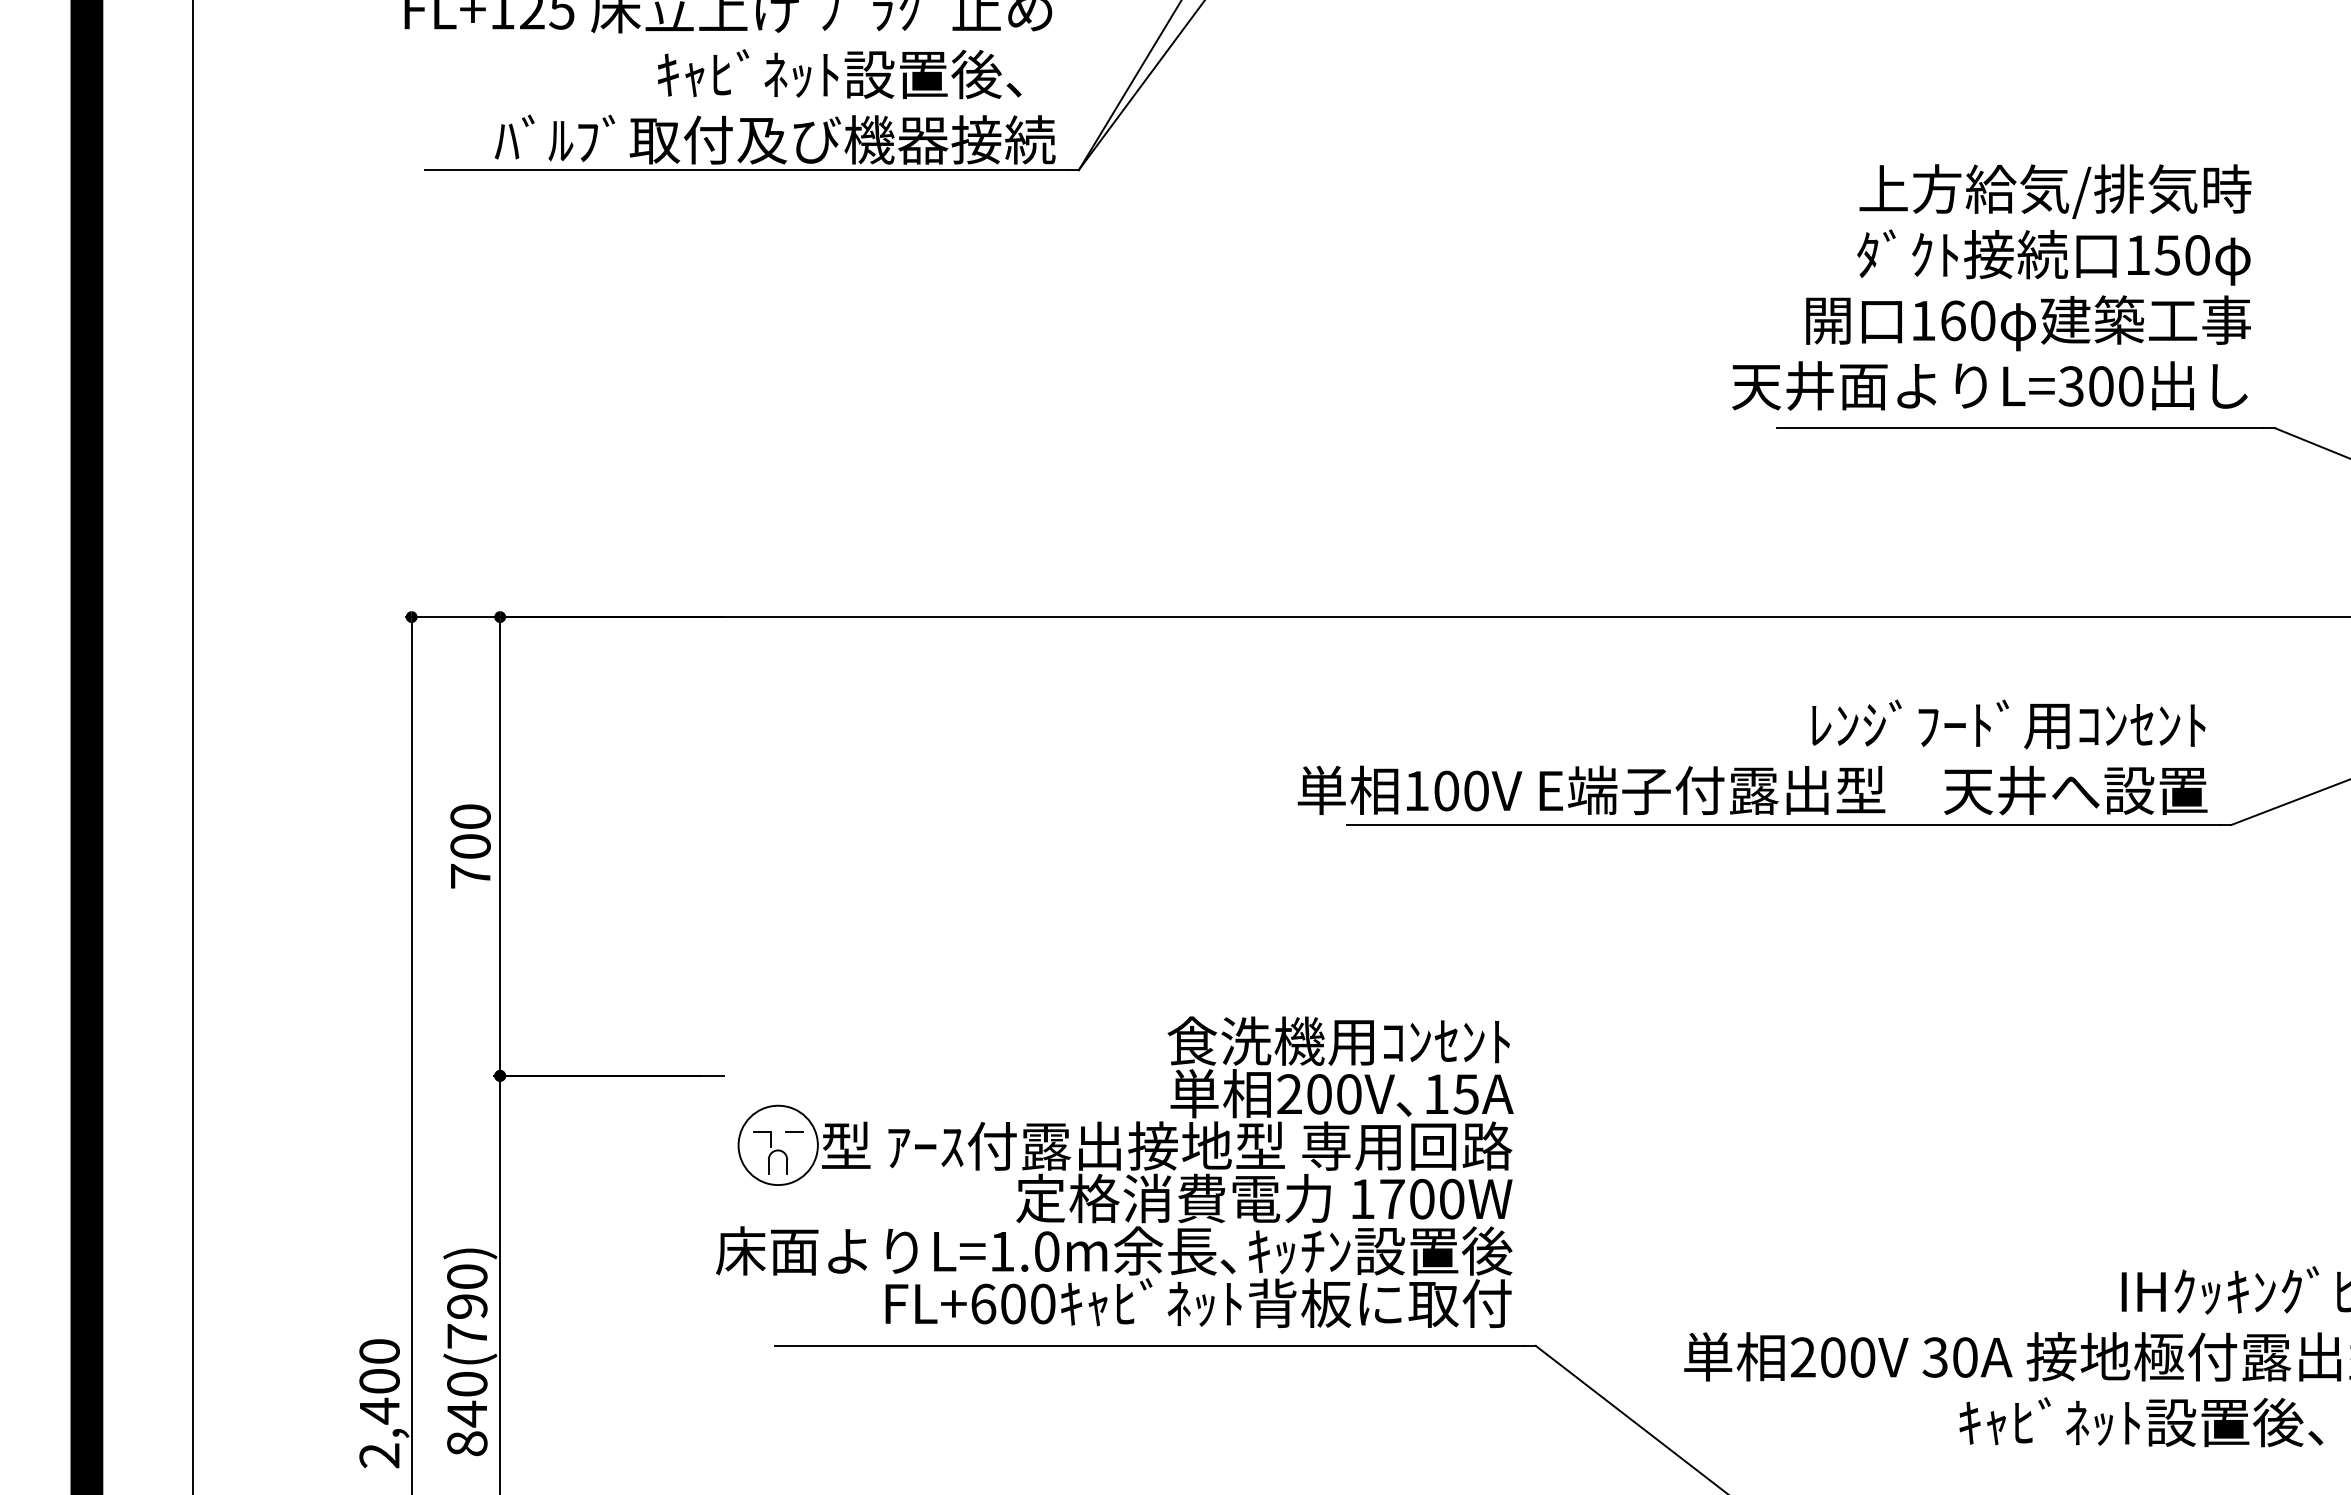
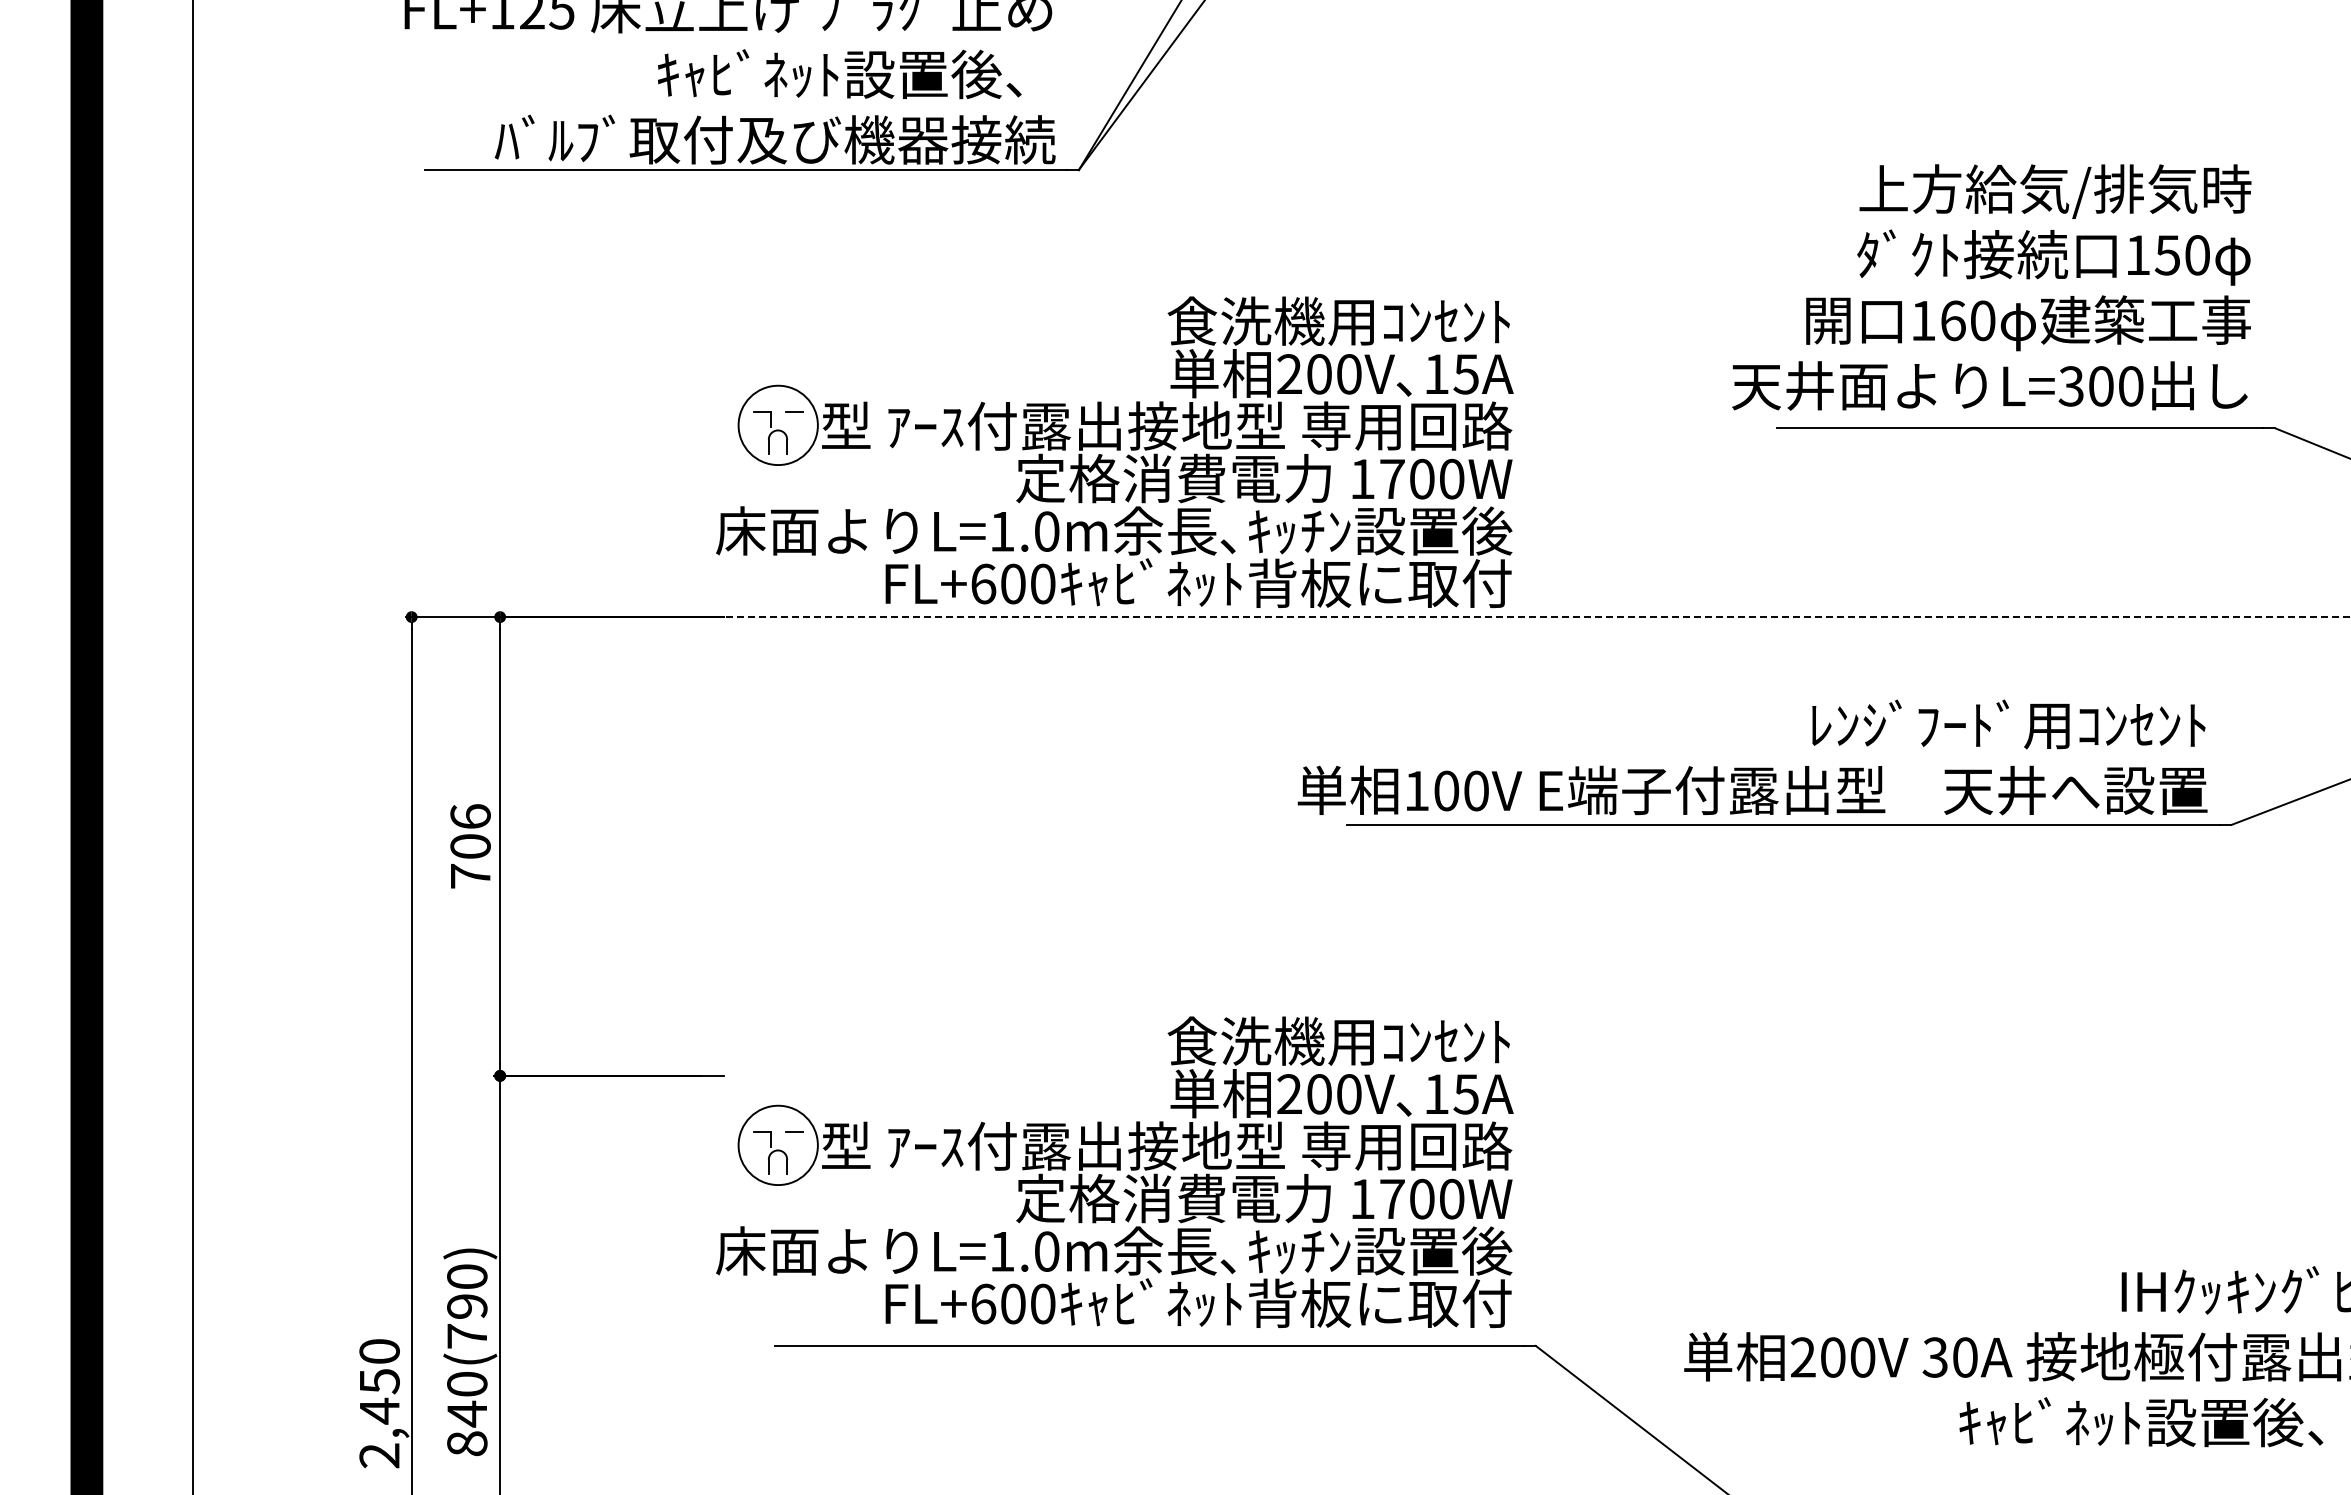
part: none -> present (1114, 452)
line: solid -> dashed (1483, 617)
text: 700 -> 706 (470, 816)
text: 2,400 -> 2,450 (379, 1381)
